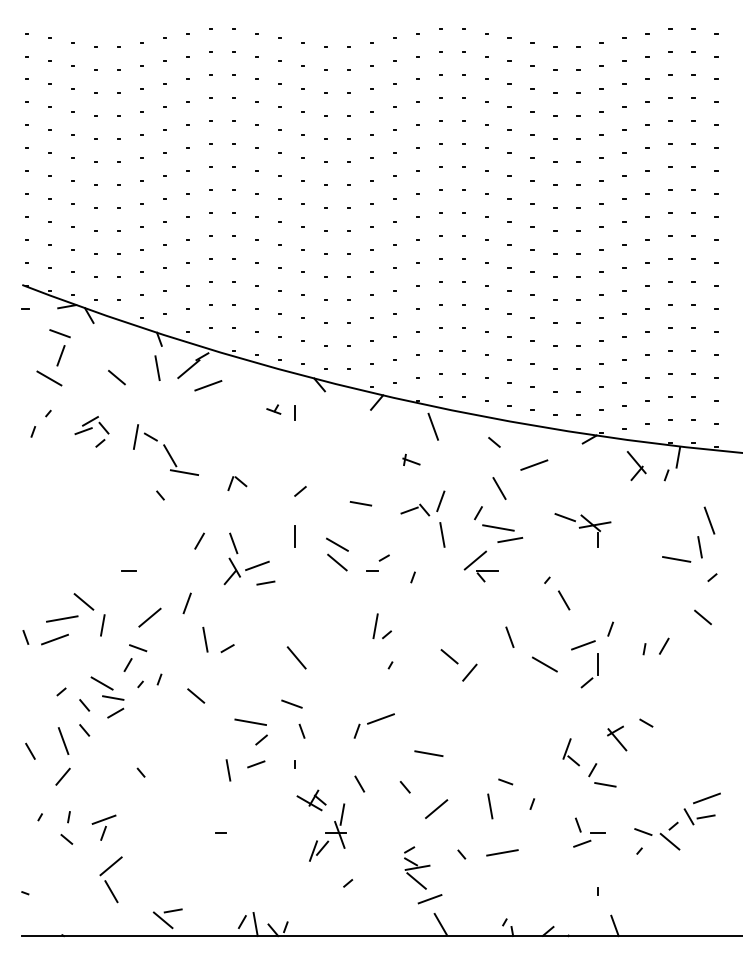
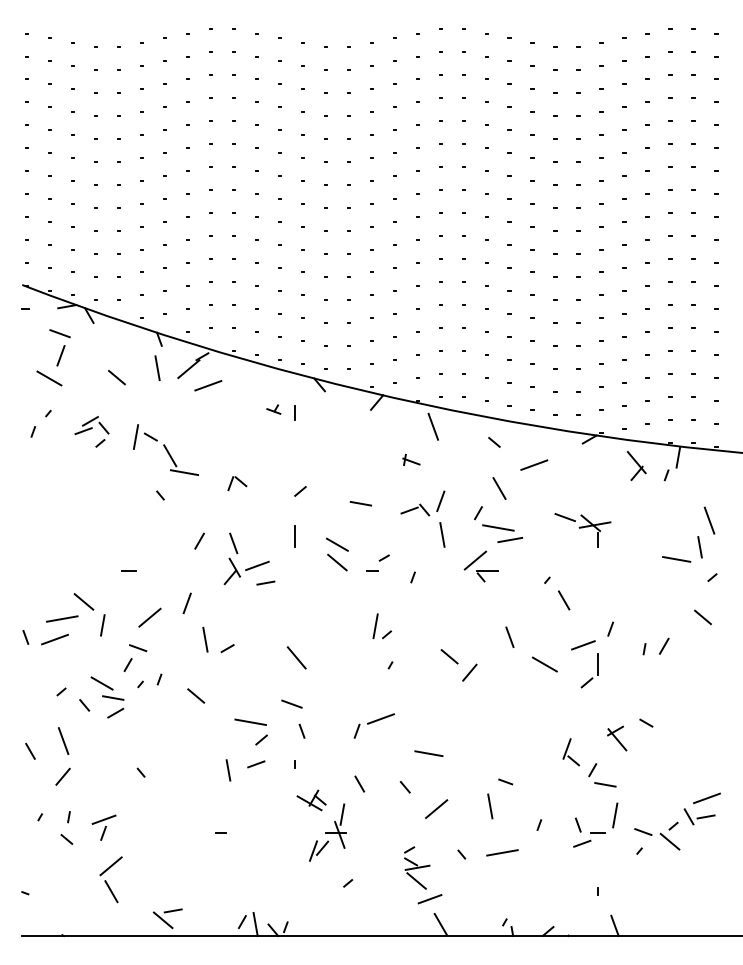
line: present -> none (84, 730)
line position: (532, 803) -> (539, 824) (539, 824)
line: none -> present (615, 815)
